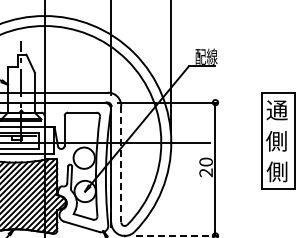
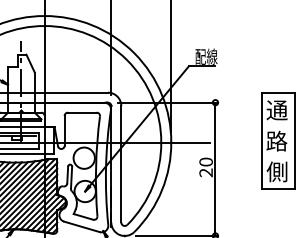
text: 側 -> 路 (276, 140)
line: dashed -> solid (121, 164)
line: dashed -> solid (177, 235)
